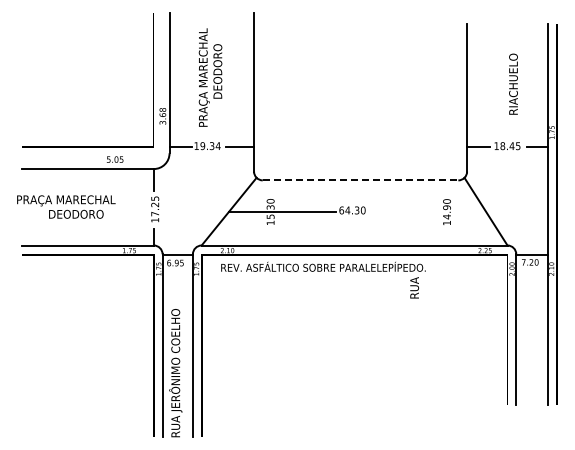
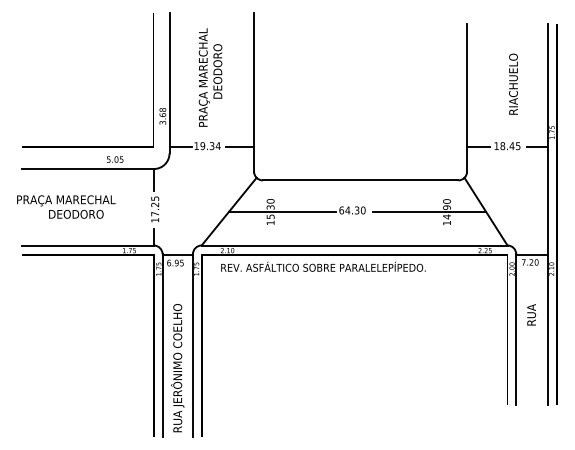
line: dashed -> solid (360, 180)
line: none -> present (429, 211)
text position: (414, 287) -> (531, 314) (531, 314)
text position: (175, 373) -> (177, 368) (177, 368)
